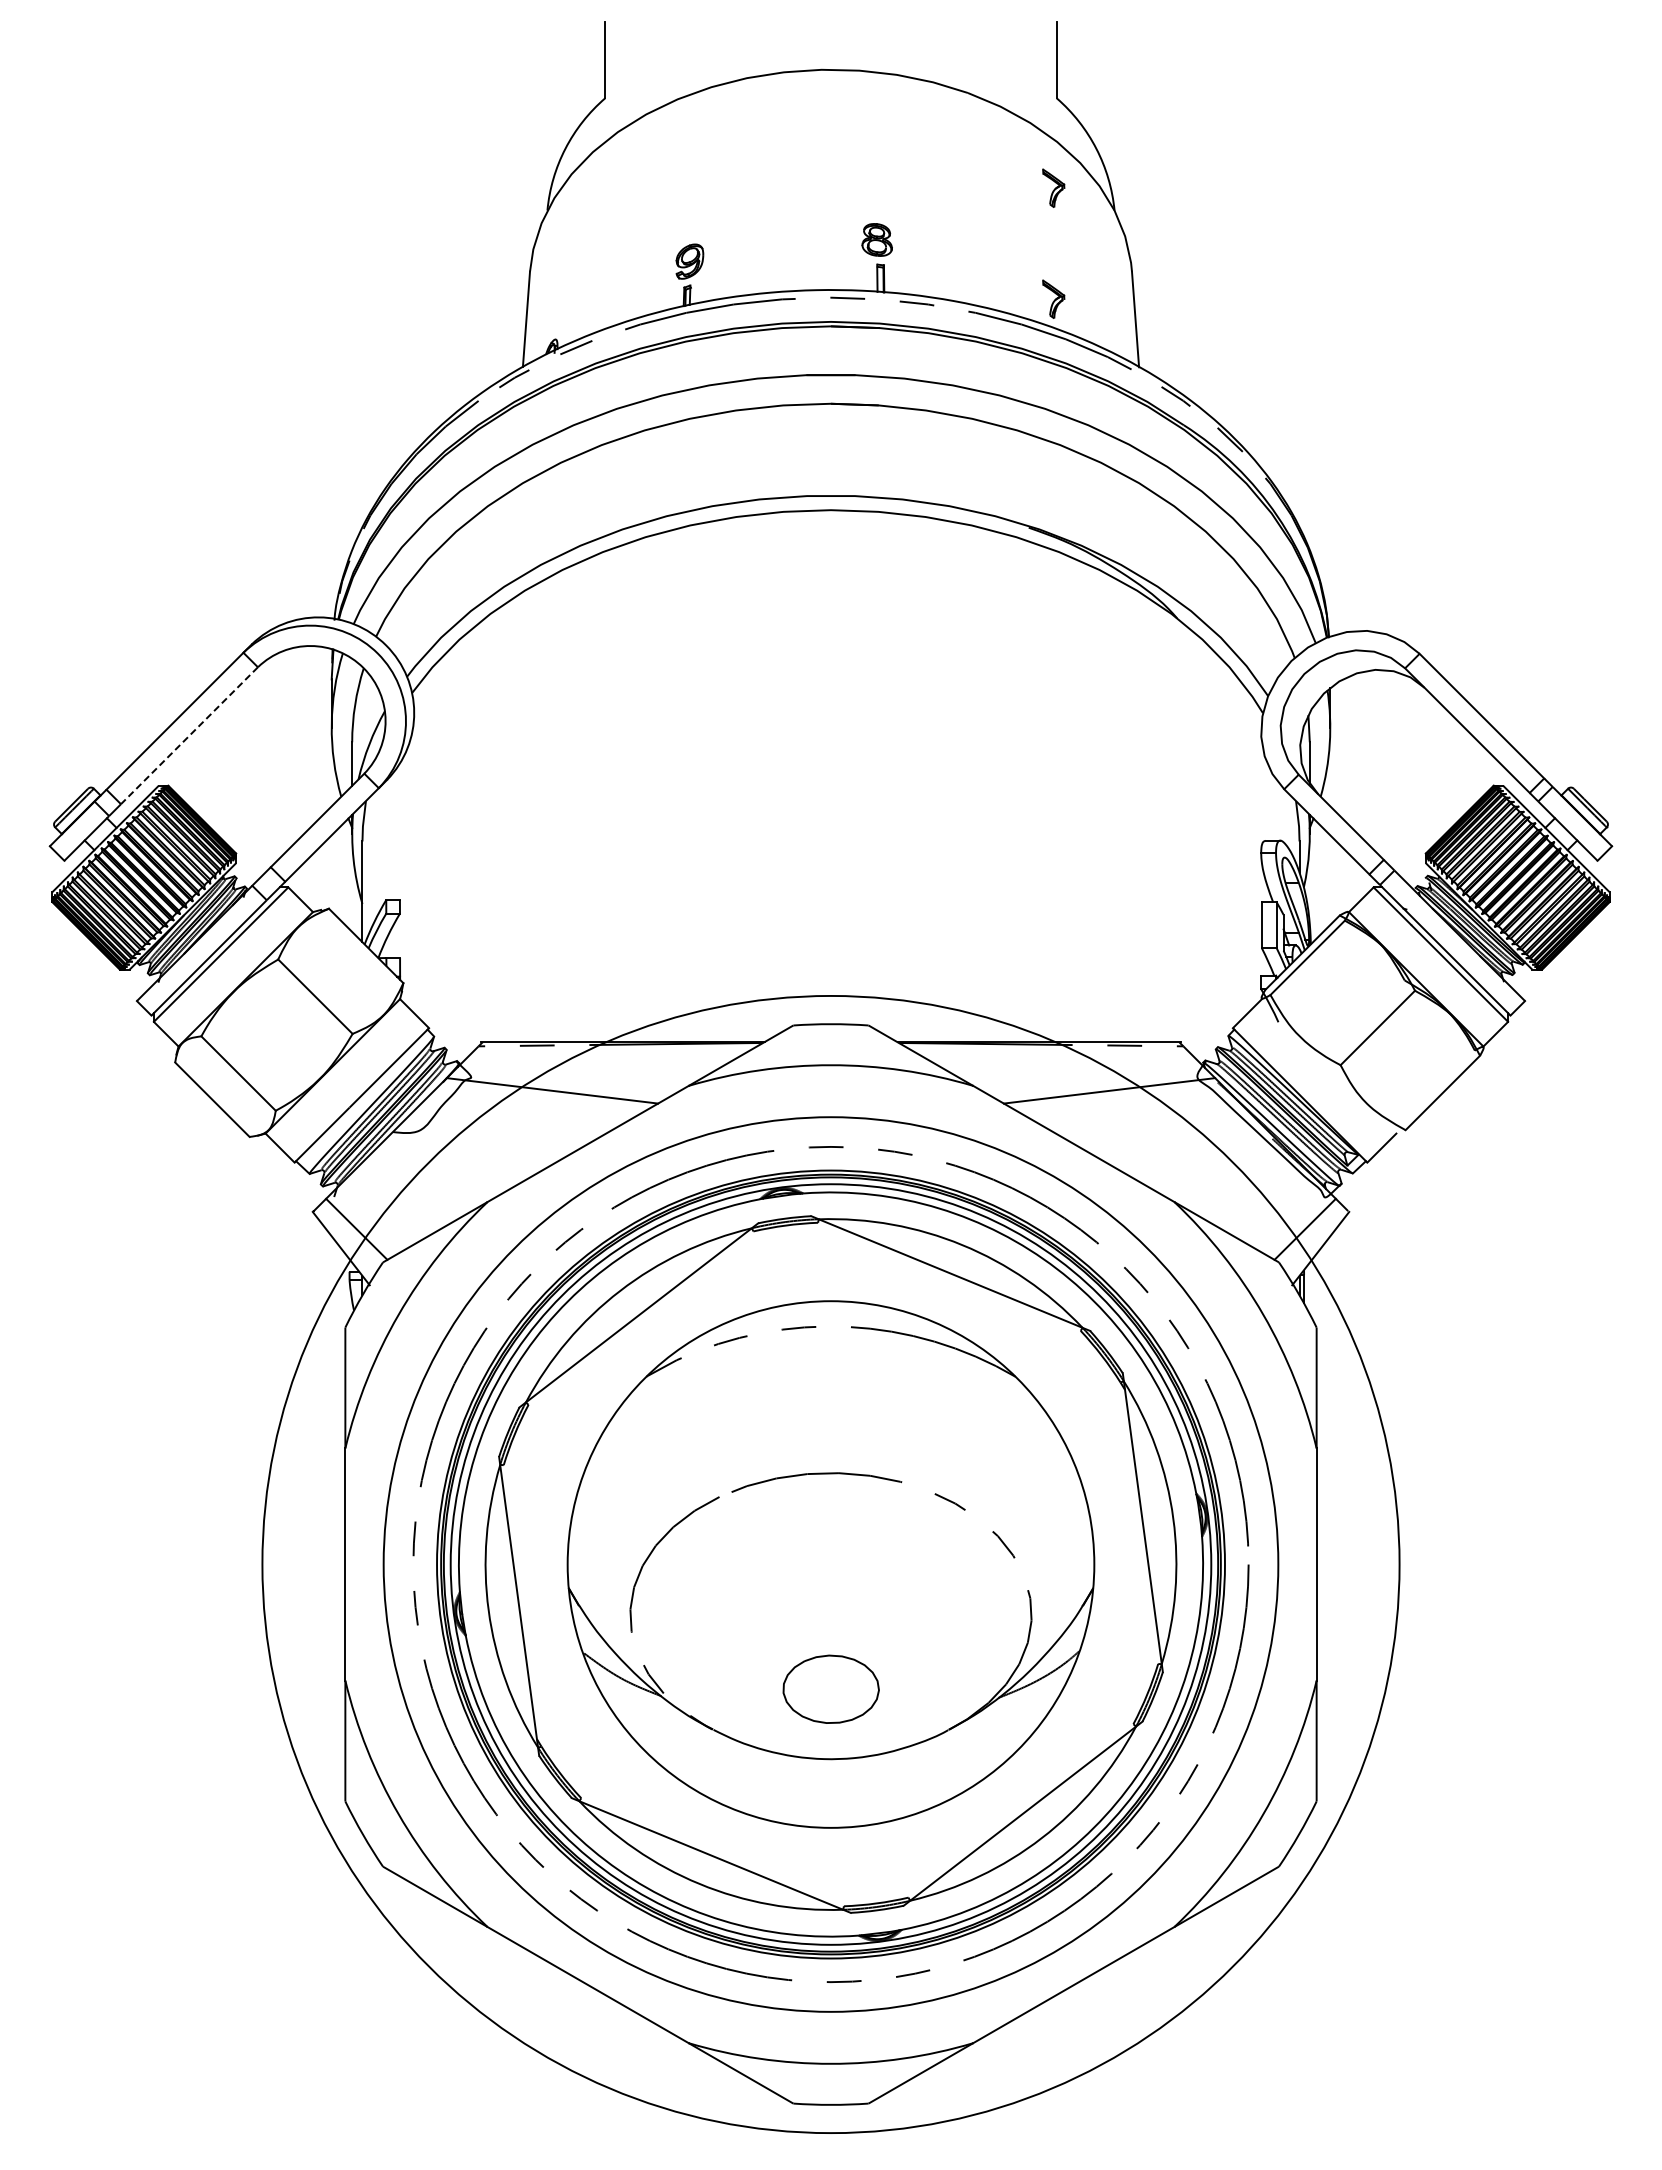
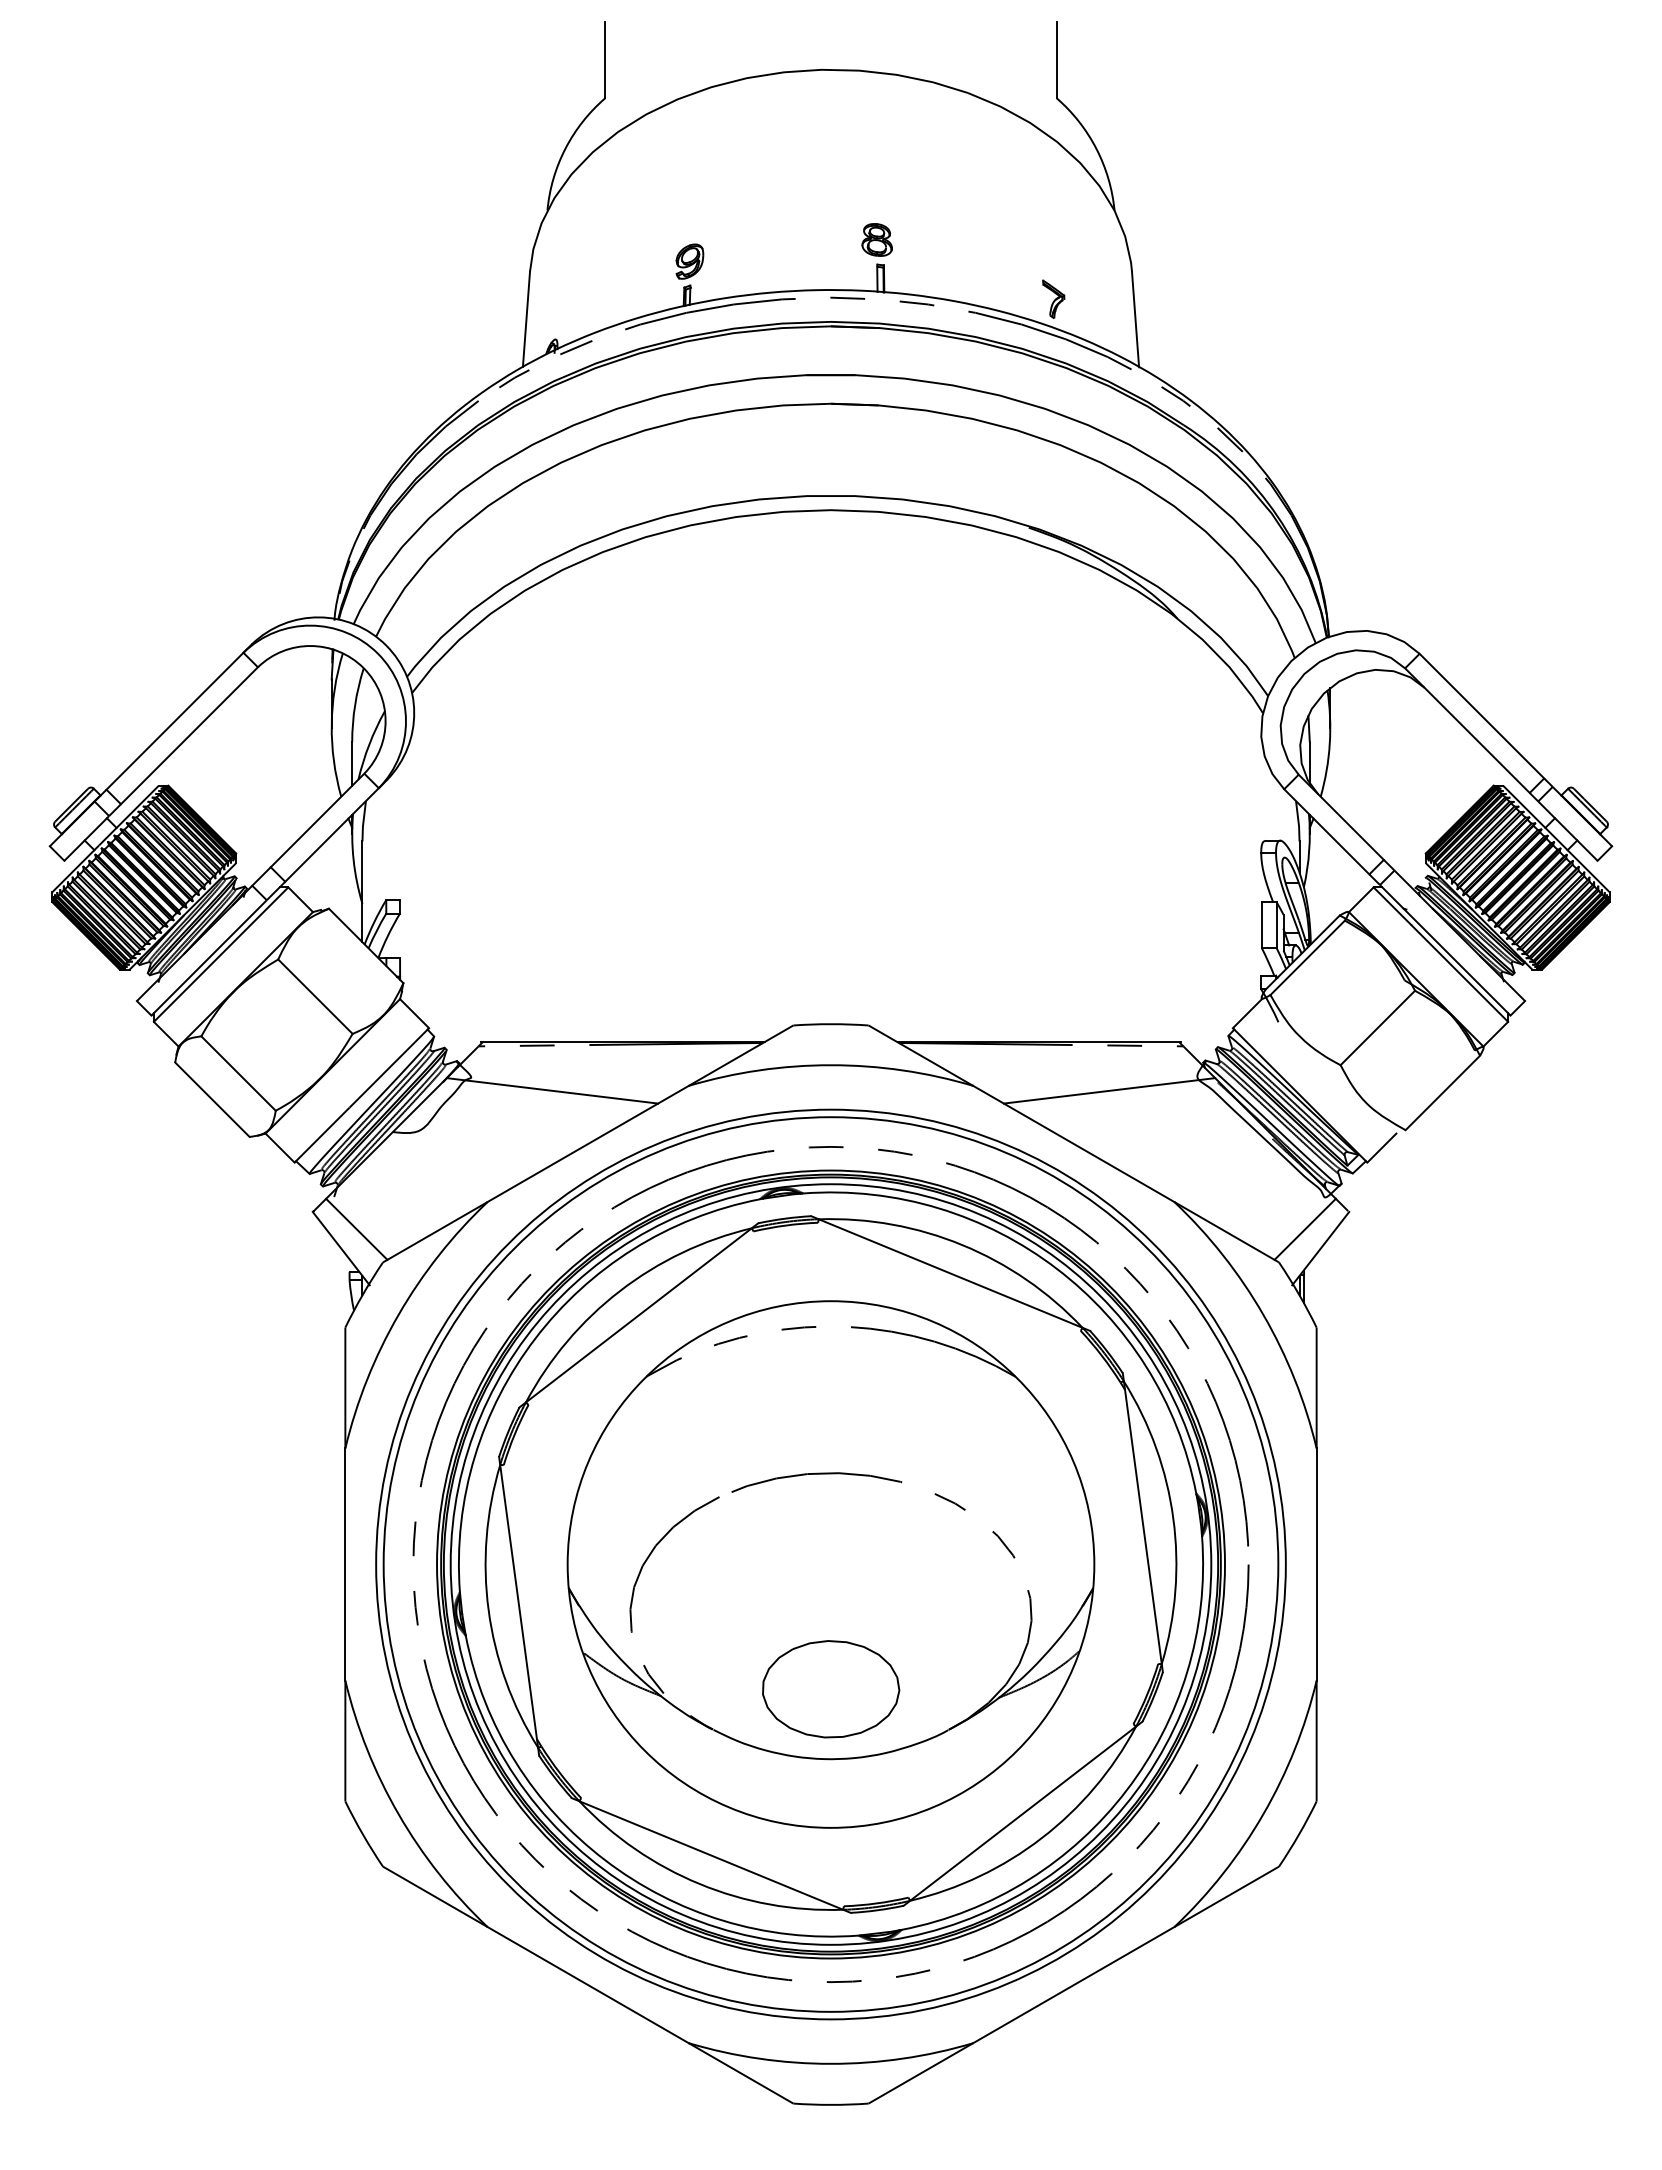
part: present -> none (1053, 187)
line: dashed -> solid (189, 735)
circle diameter: 1137 px -> 910 px (830, 1564)
part size: 98x70 px -> 139x99 px (831, 1689)
